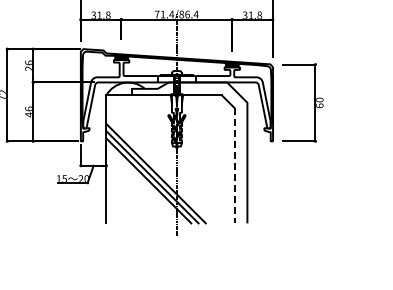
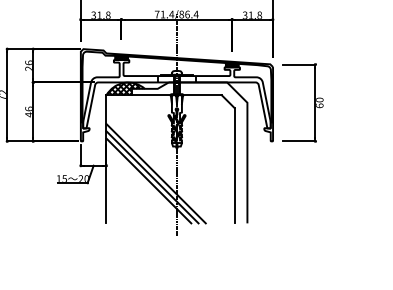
hatch: none -> present (124, 88)
line: dashed -> solid (234, 165)
